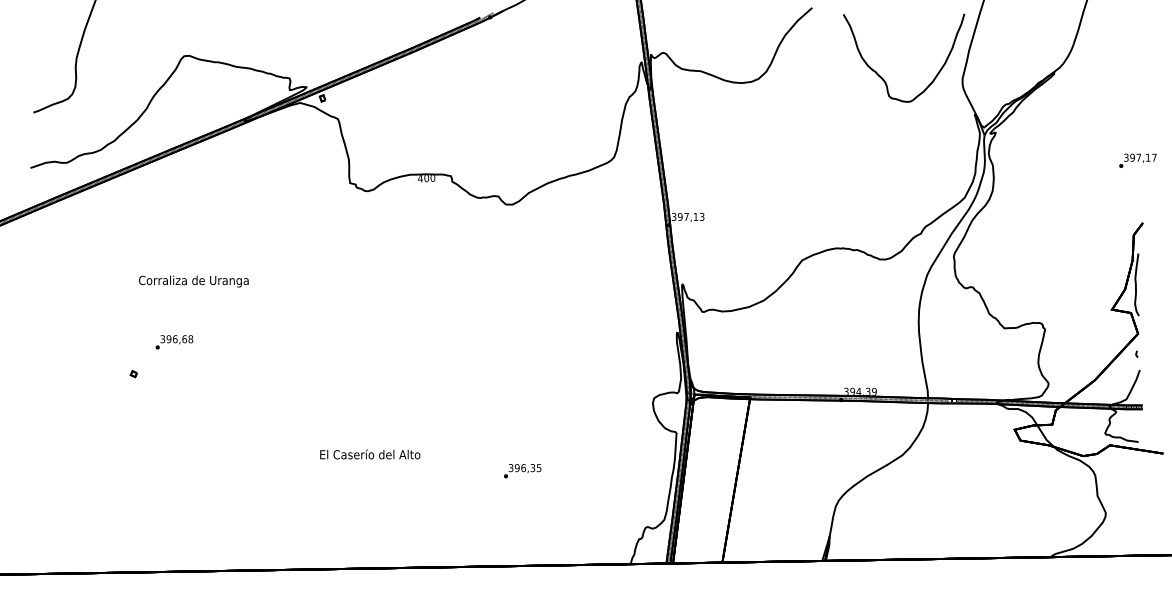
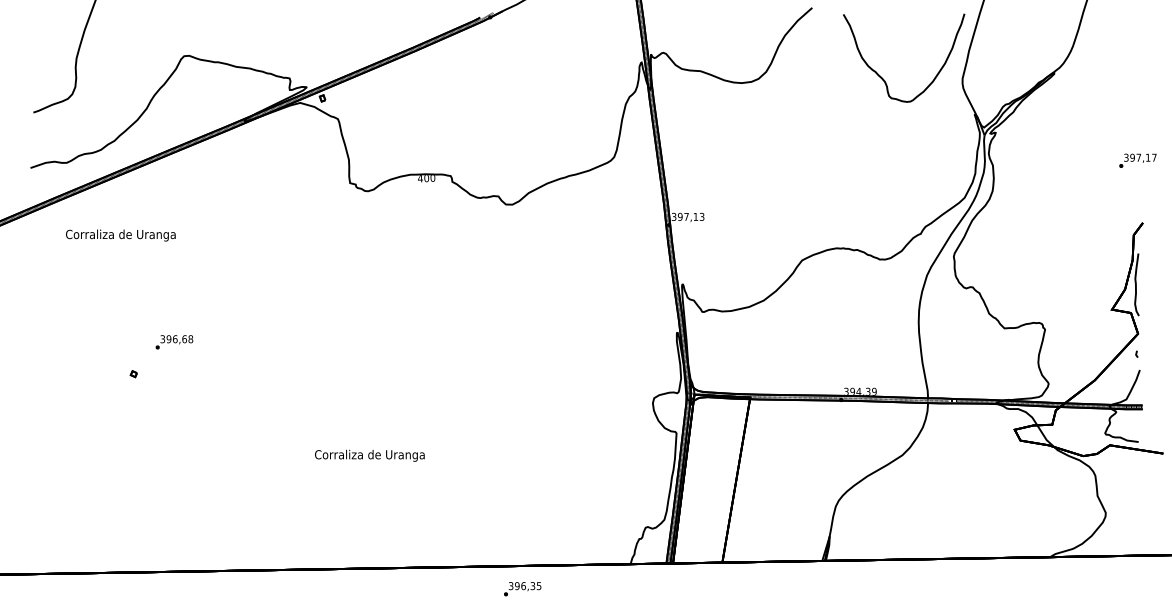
text position: (193, 281) -> (120, 235) (120, 235)
text: El Caserío del Alto -> Corraliza de Uranga (369, 455)
text position: (522, 471) -> (522, 589) (522, 589)
